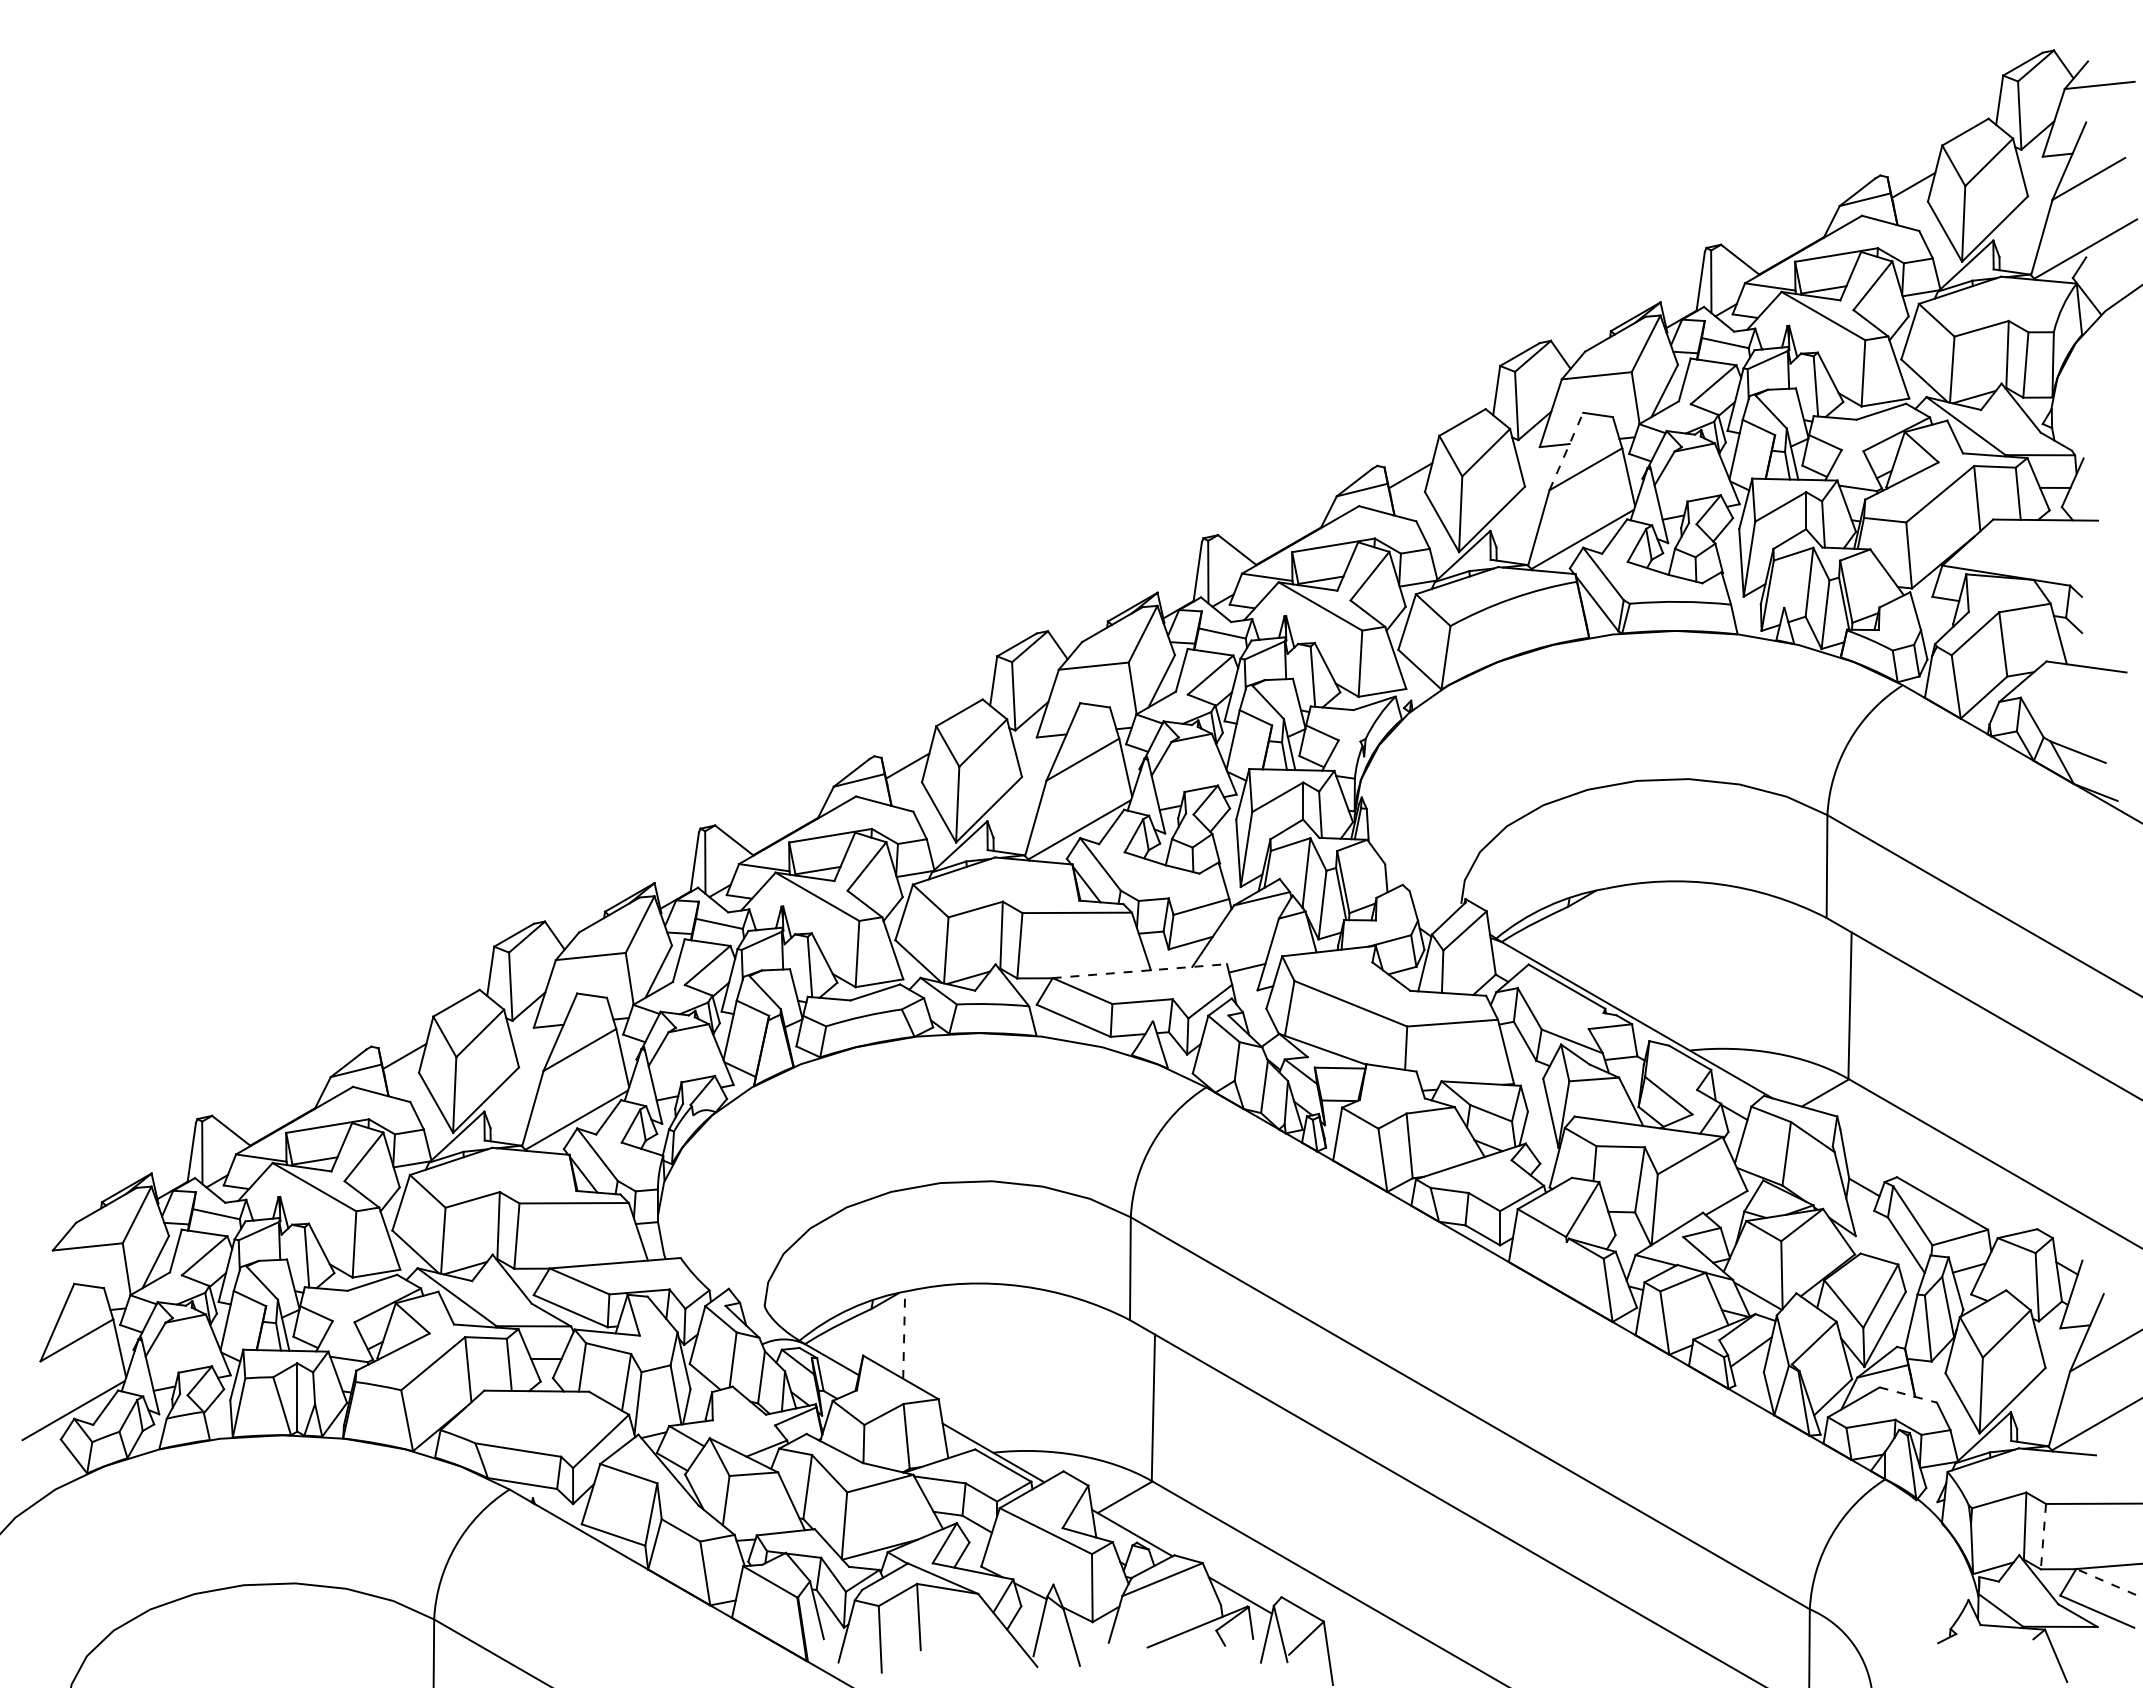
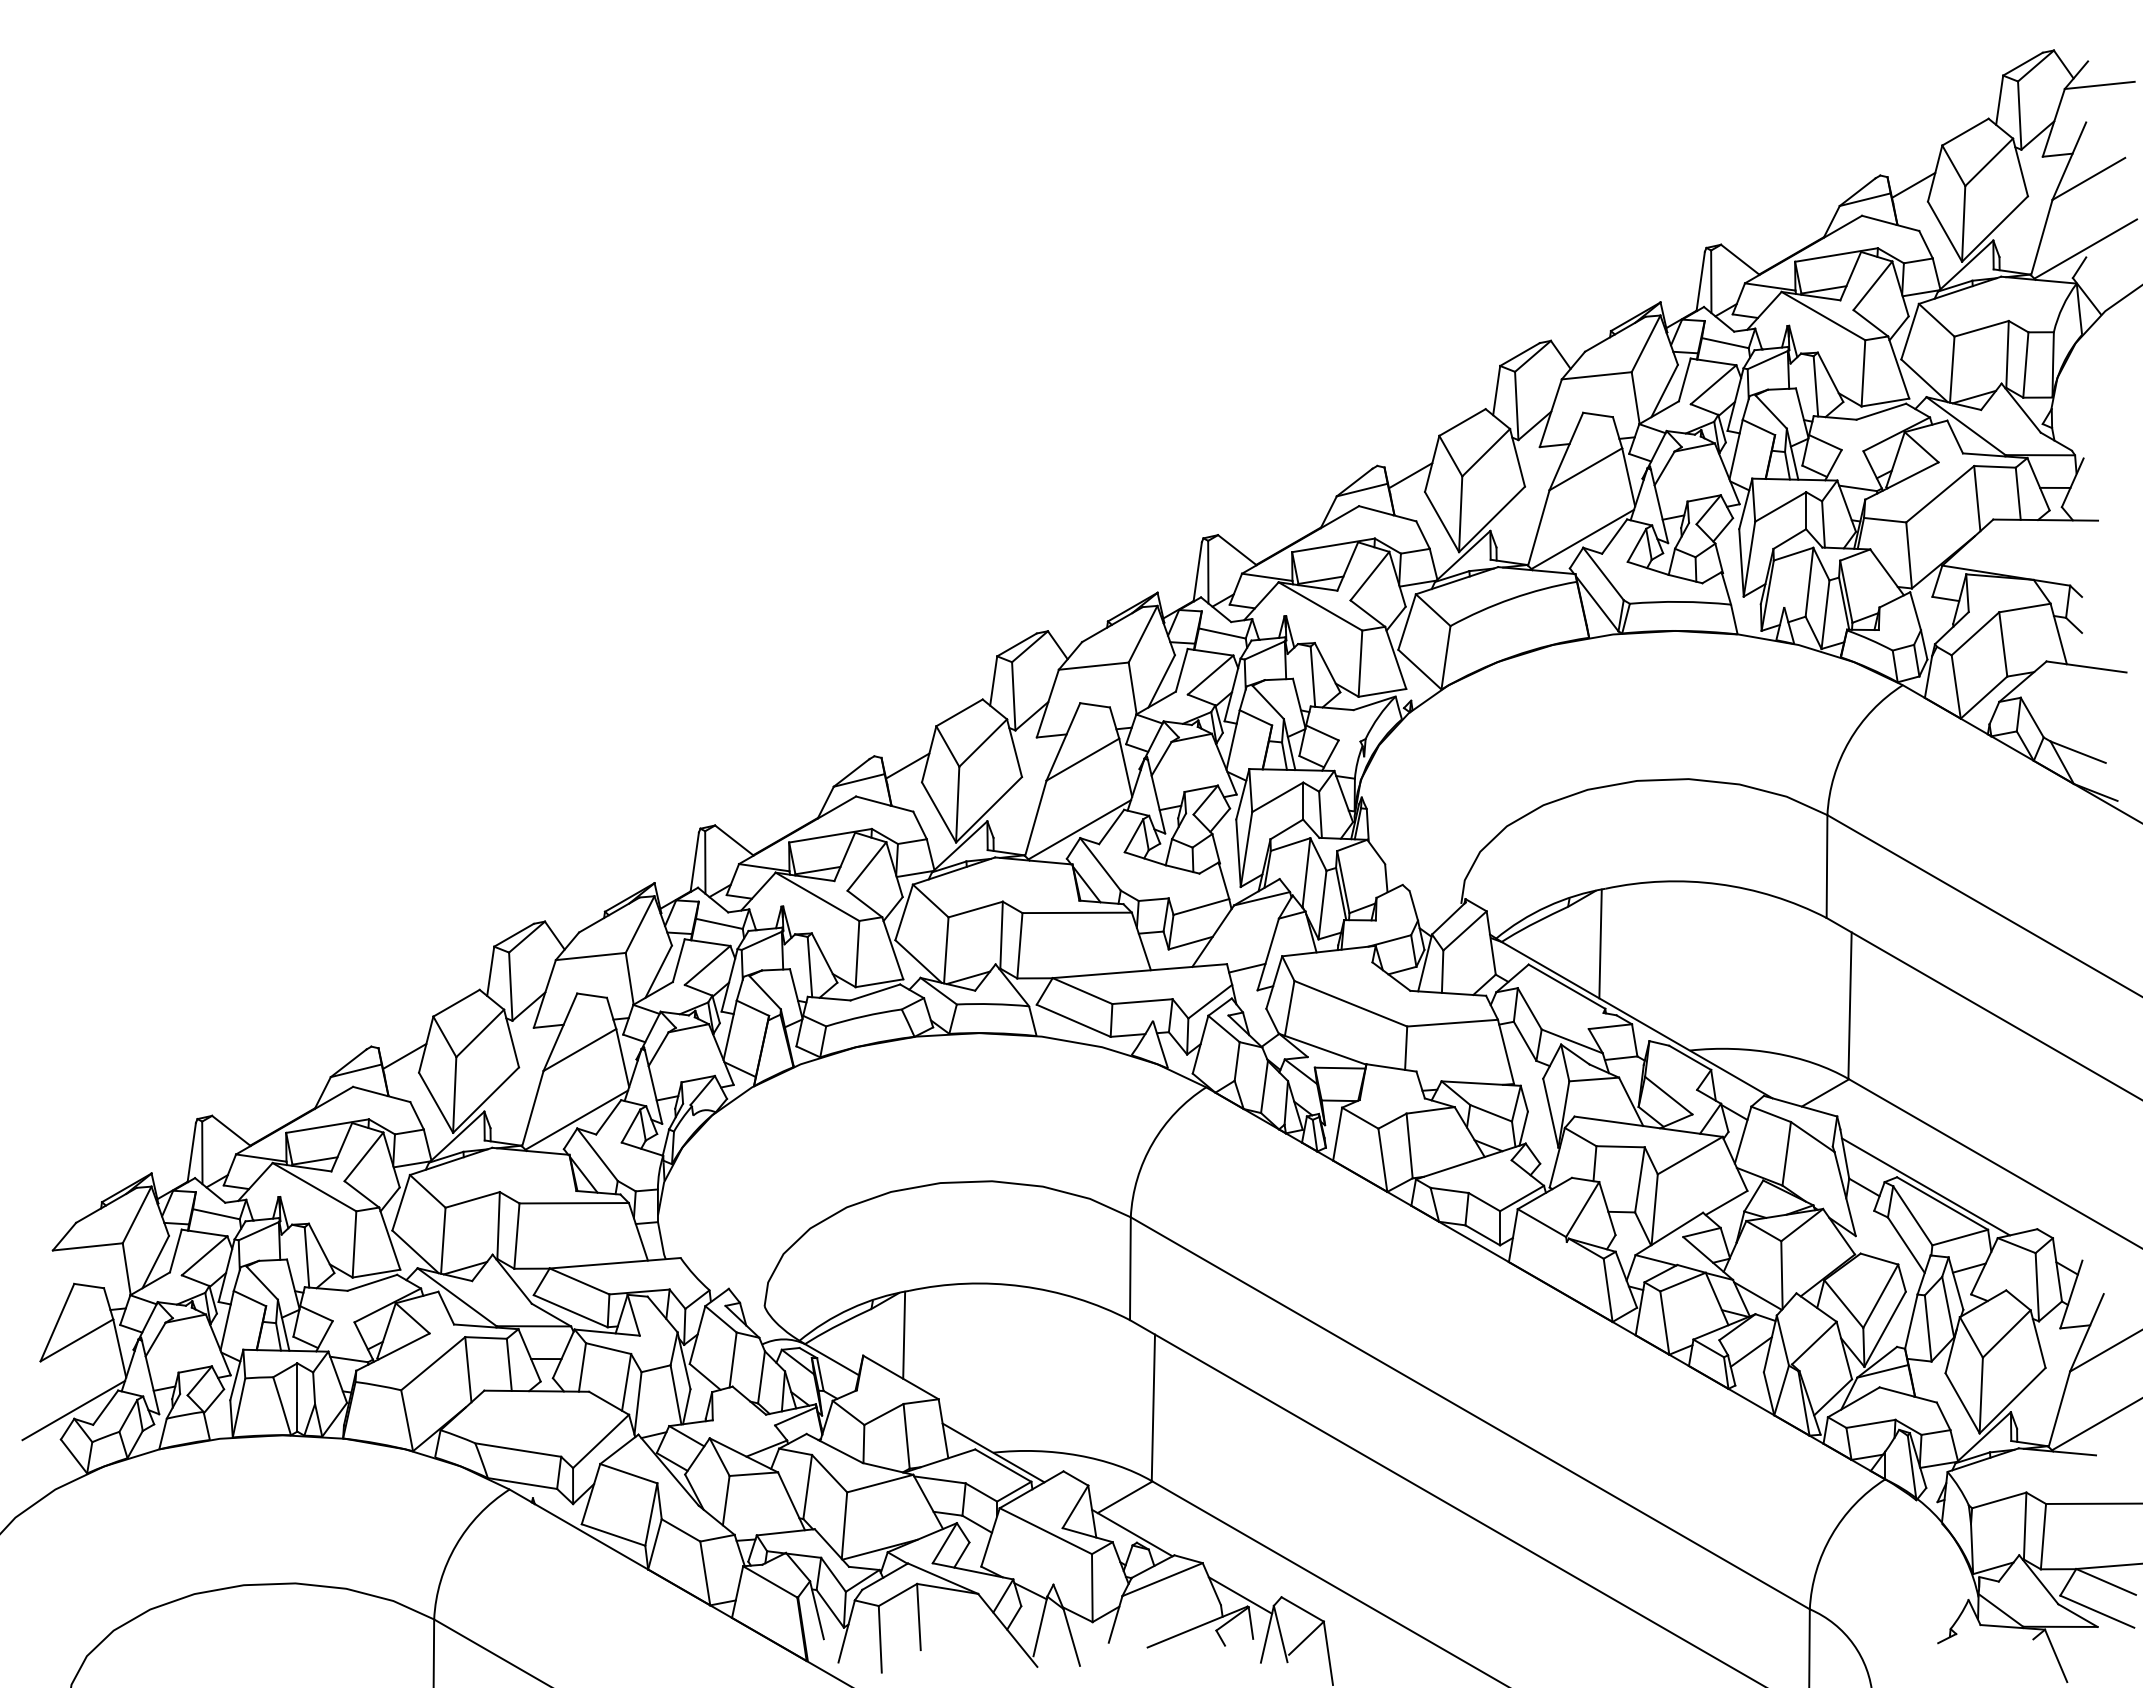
line: dashed -> solid (1566, 451)
line: none -> present (1600, 943)
line: dashed -> solid (1140, 971)
line: none -> present (1925, 1186)
line: dashed -> solid (904, 1335)
line: dashed -> solid (1908, 1395)
line: dashed -> solid (2043, 1536)
line: dashed -> solid (2106, 1581)
